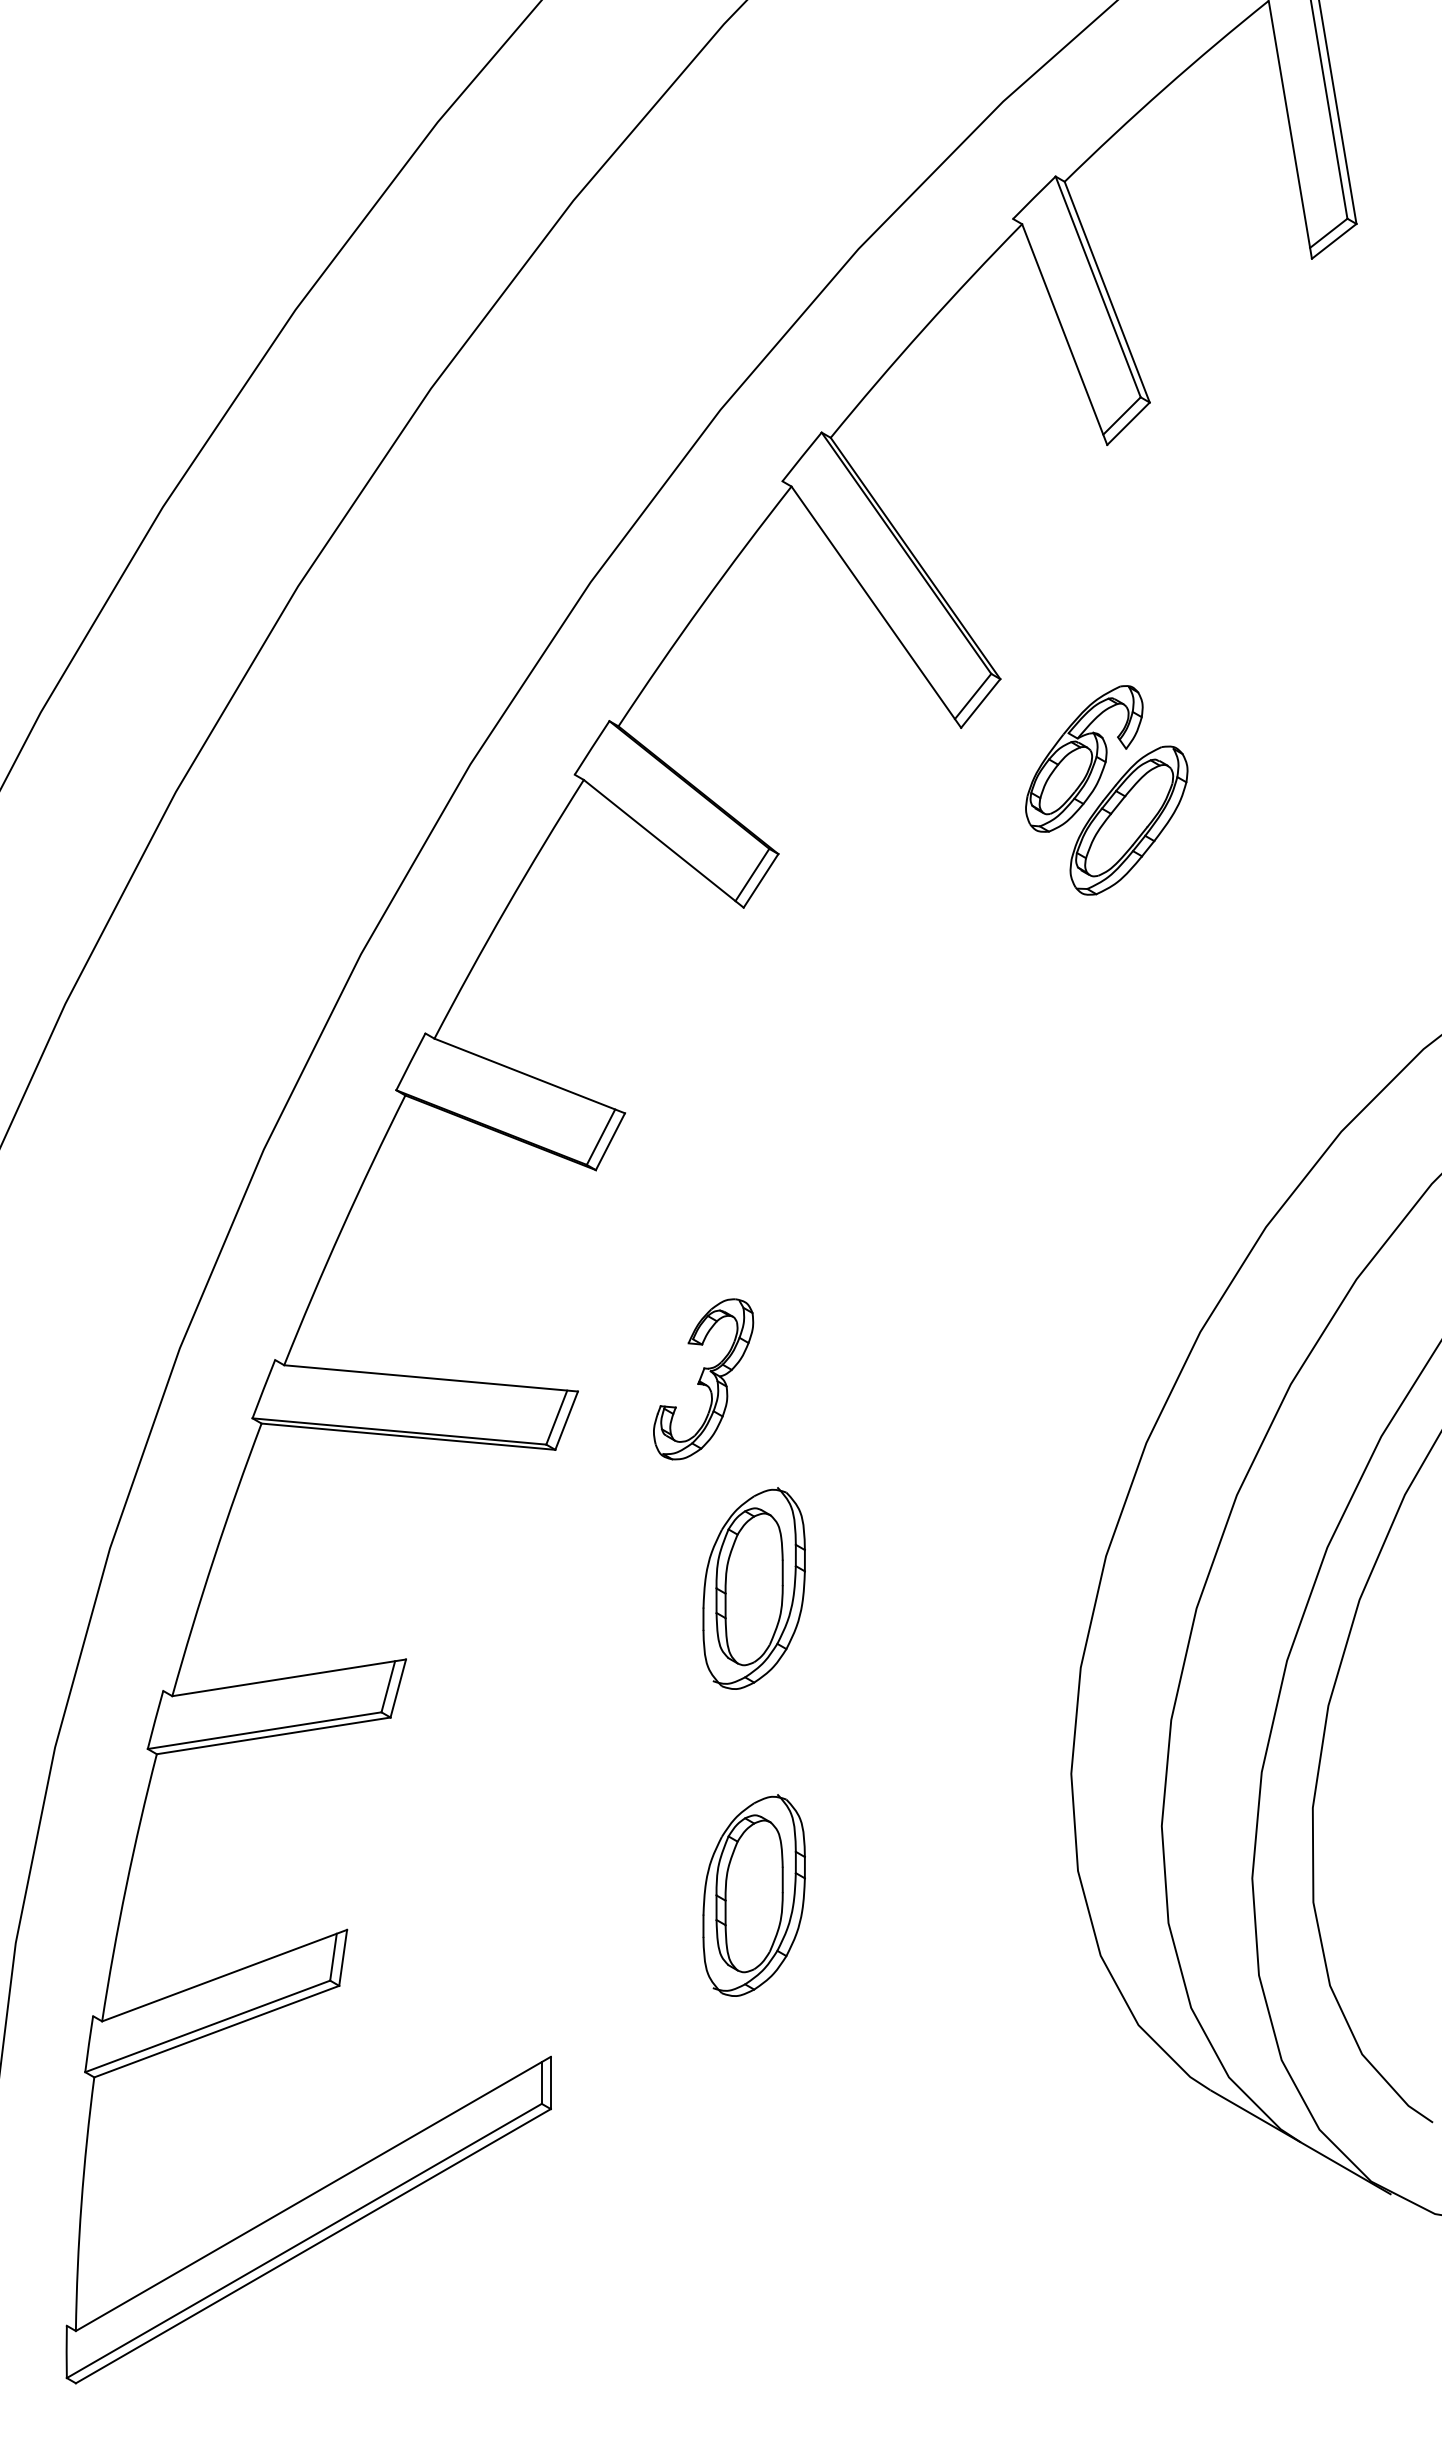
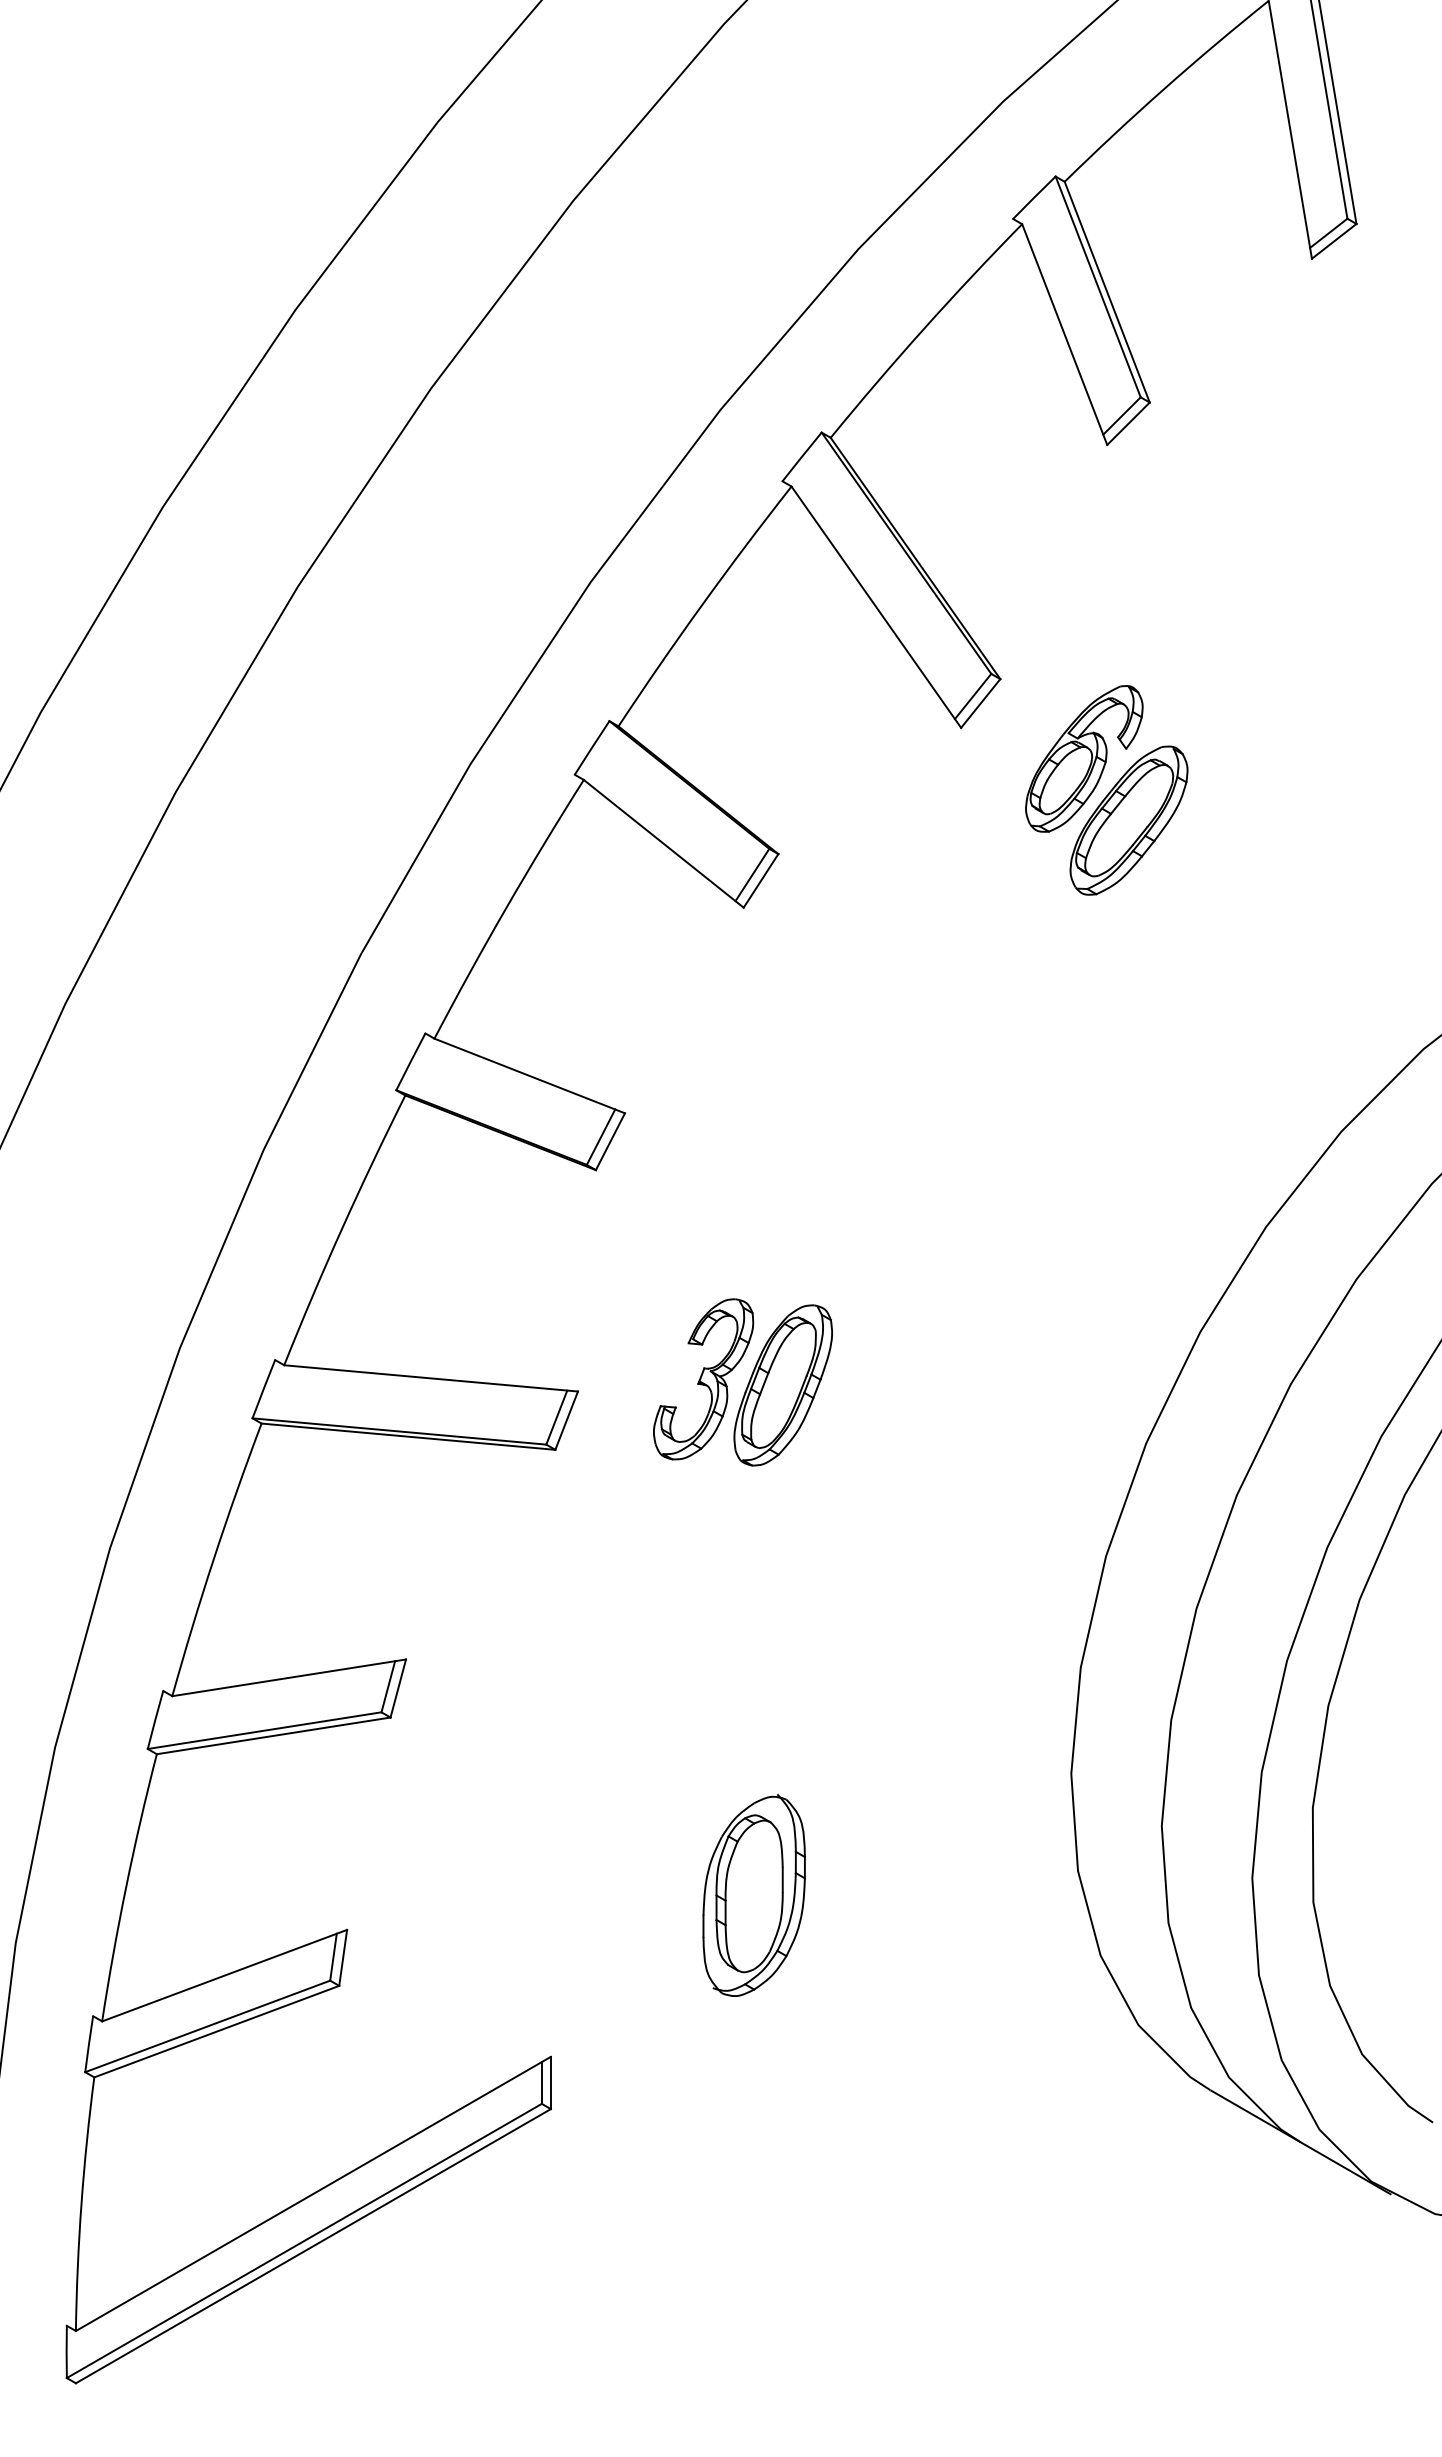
part: none -> present (782, 1385)
part: present -> none (753, 1588)
